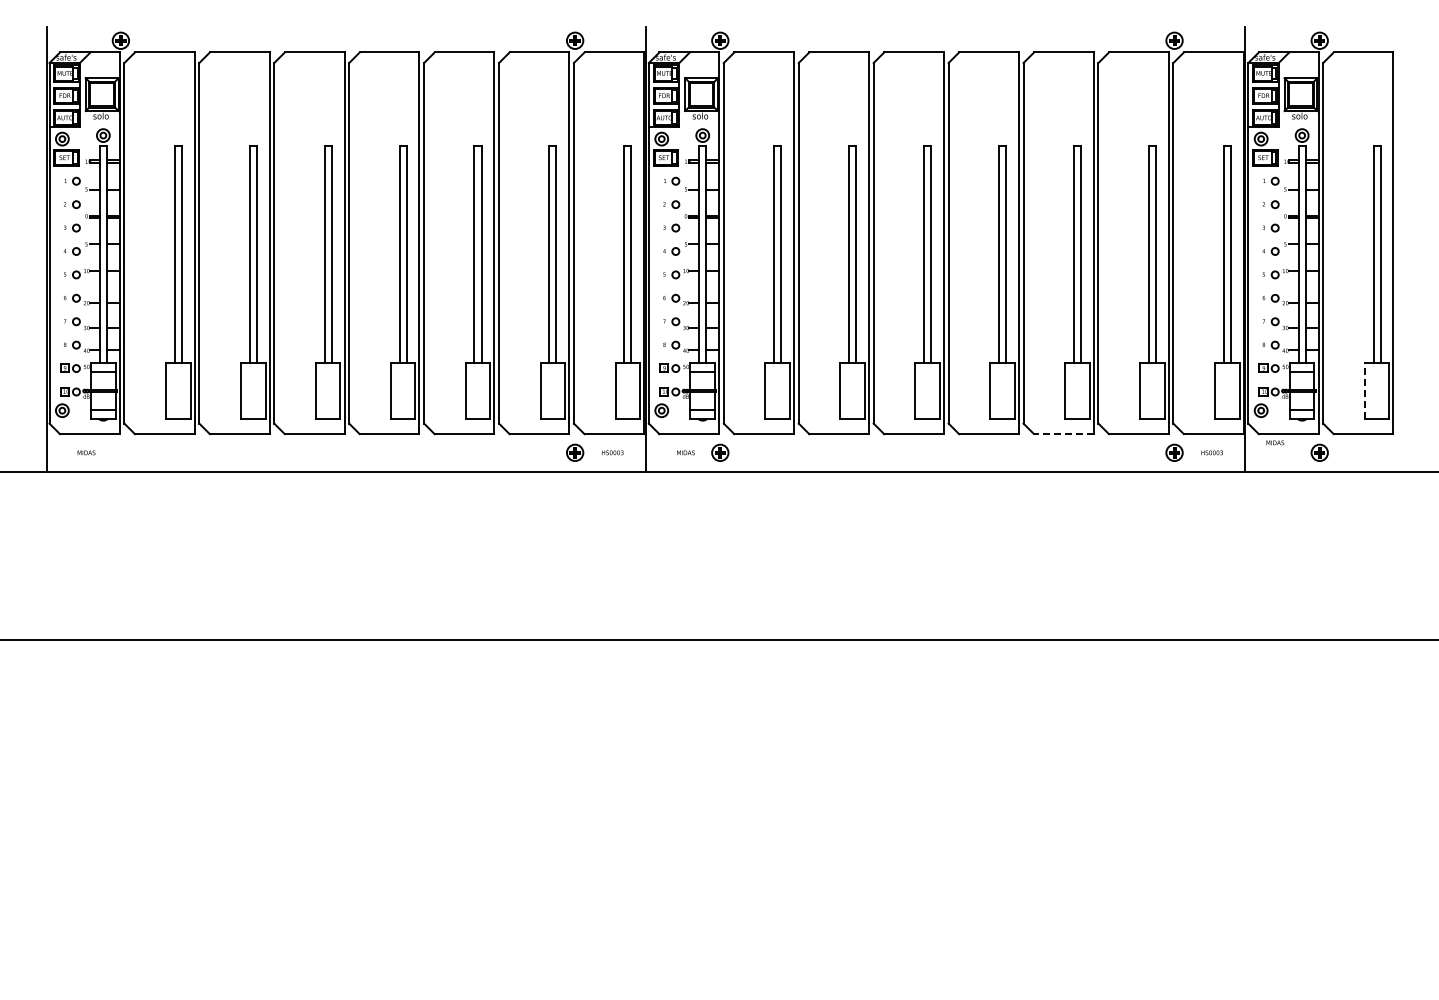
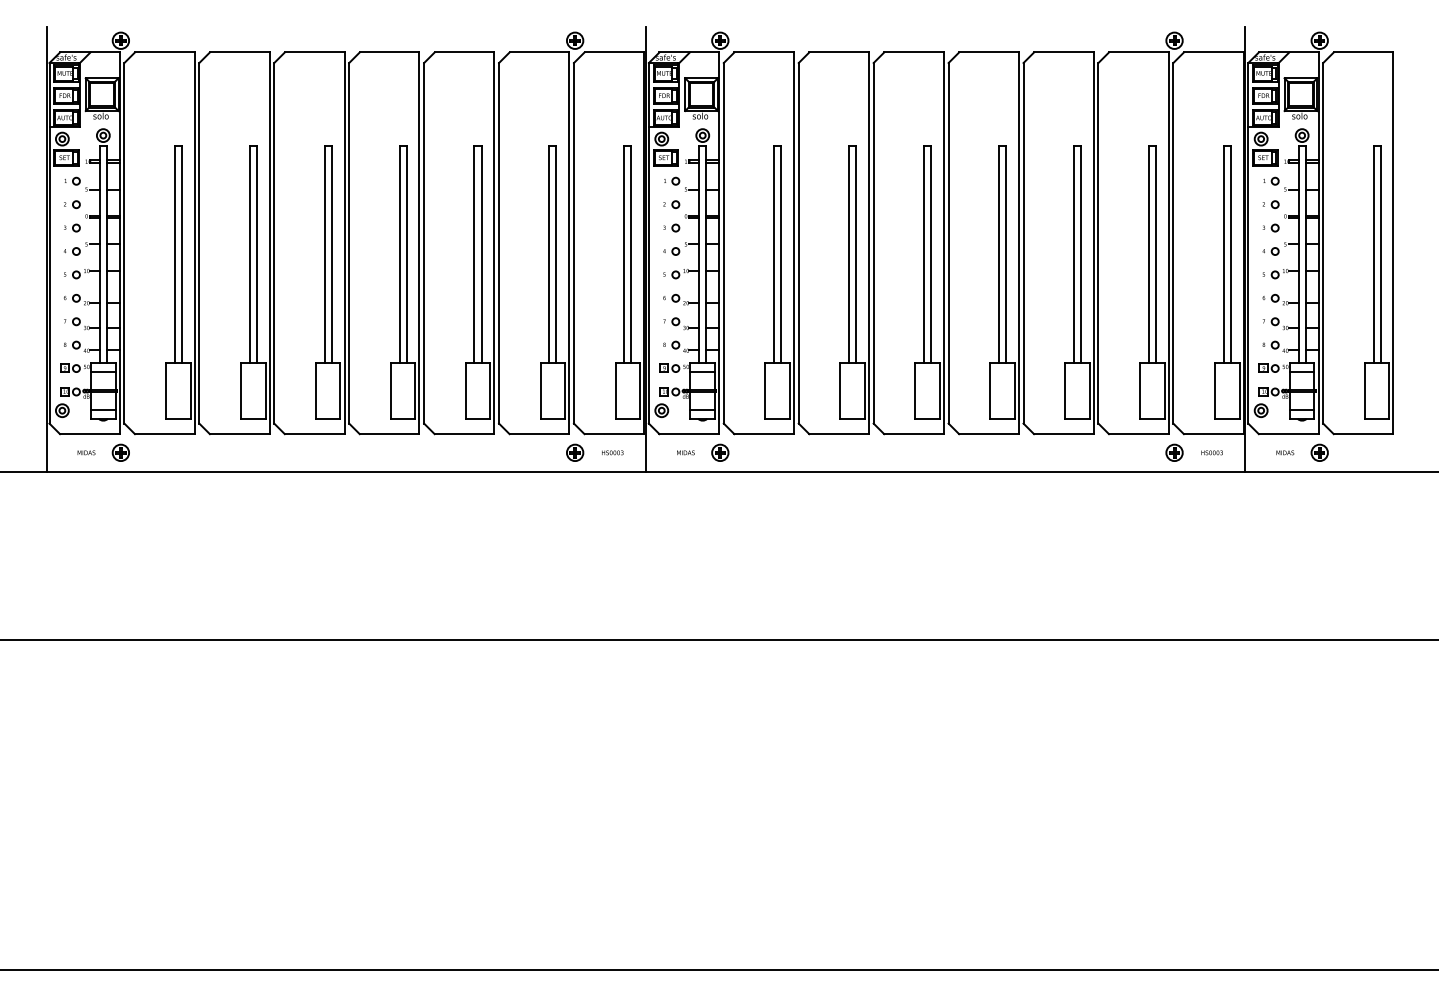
line: dashed -> solid (1364, 390)
line: dashed -> solid (1063, 434)
text position: (1275, 442) -> (1285, 452) (1285, 452)
part: none -> present (120, 452)
line: none -> present (718, 970)
